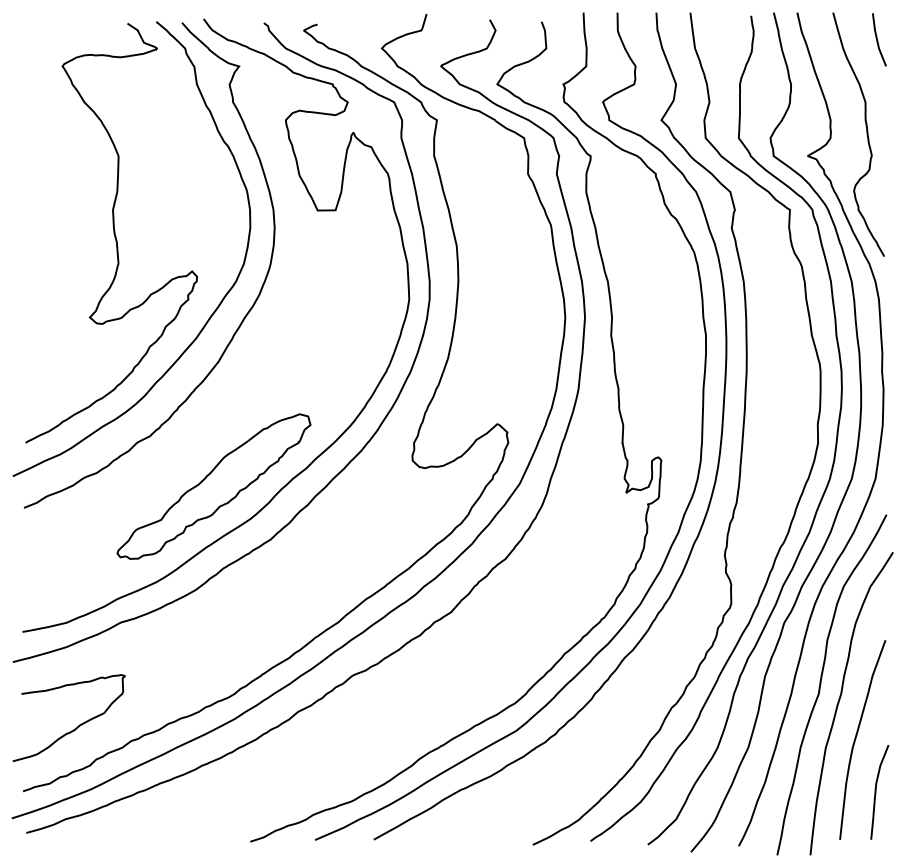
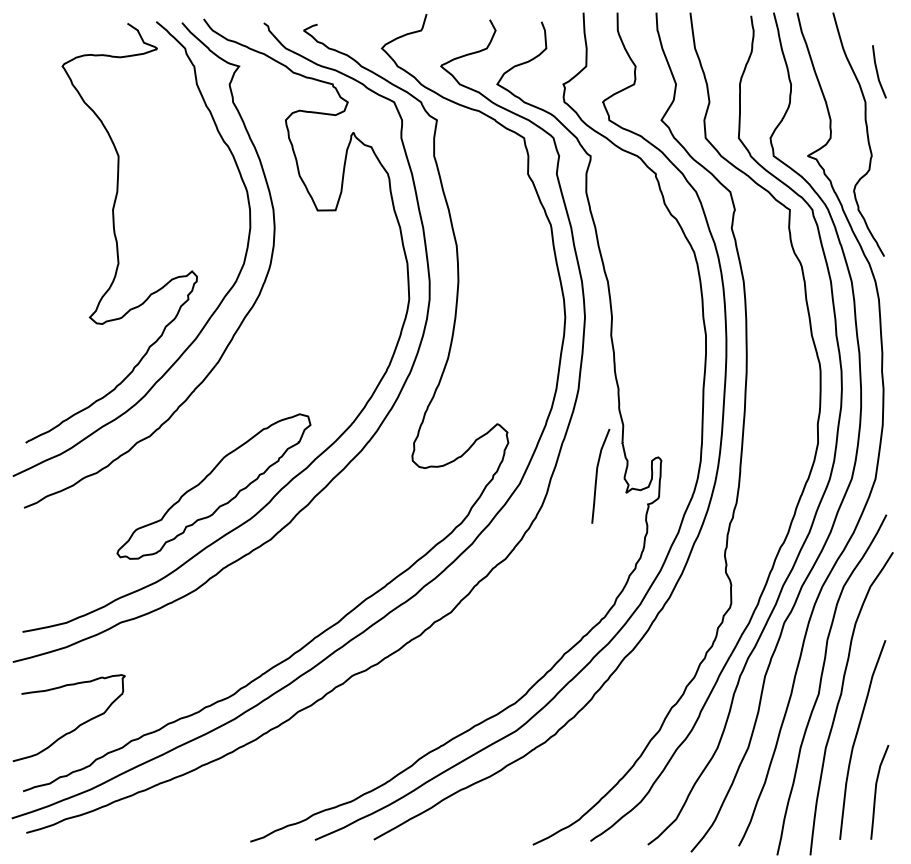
line position: (878, 40) -> (878, 72) (878, 72)
curve: none -> present (597, 476)
